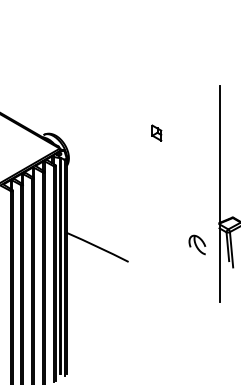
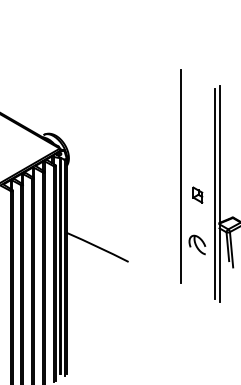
part position: (156, 132) -> (197, 194) (197, 194)
line: none -> present (181, 176)
line: none -> present (214, 194)
